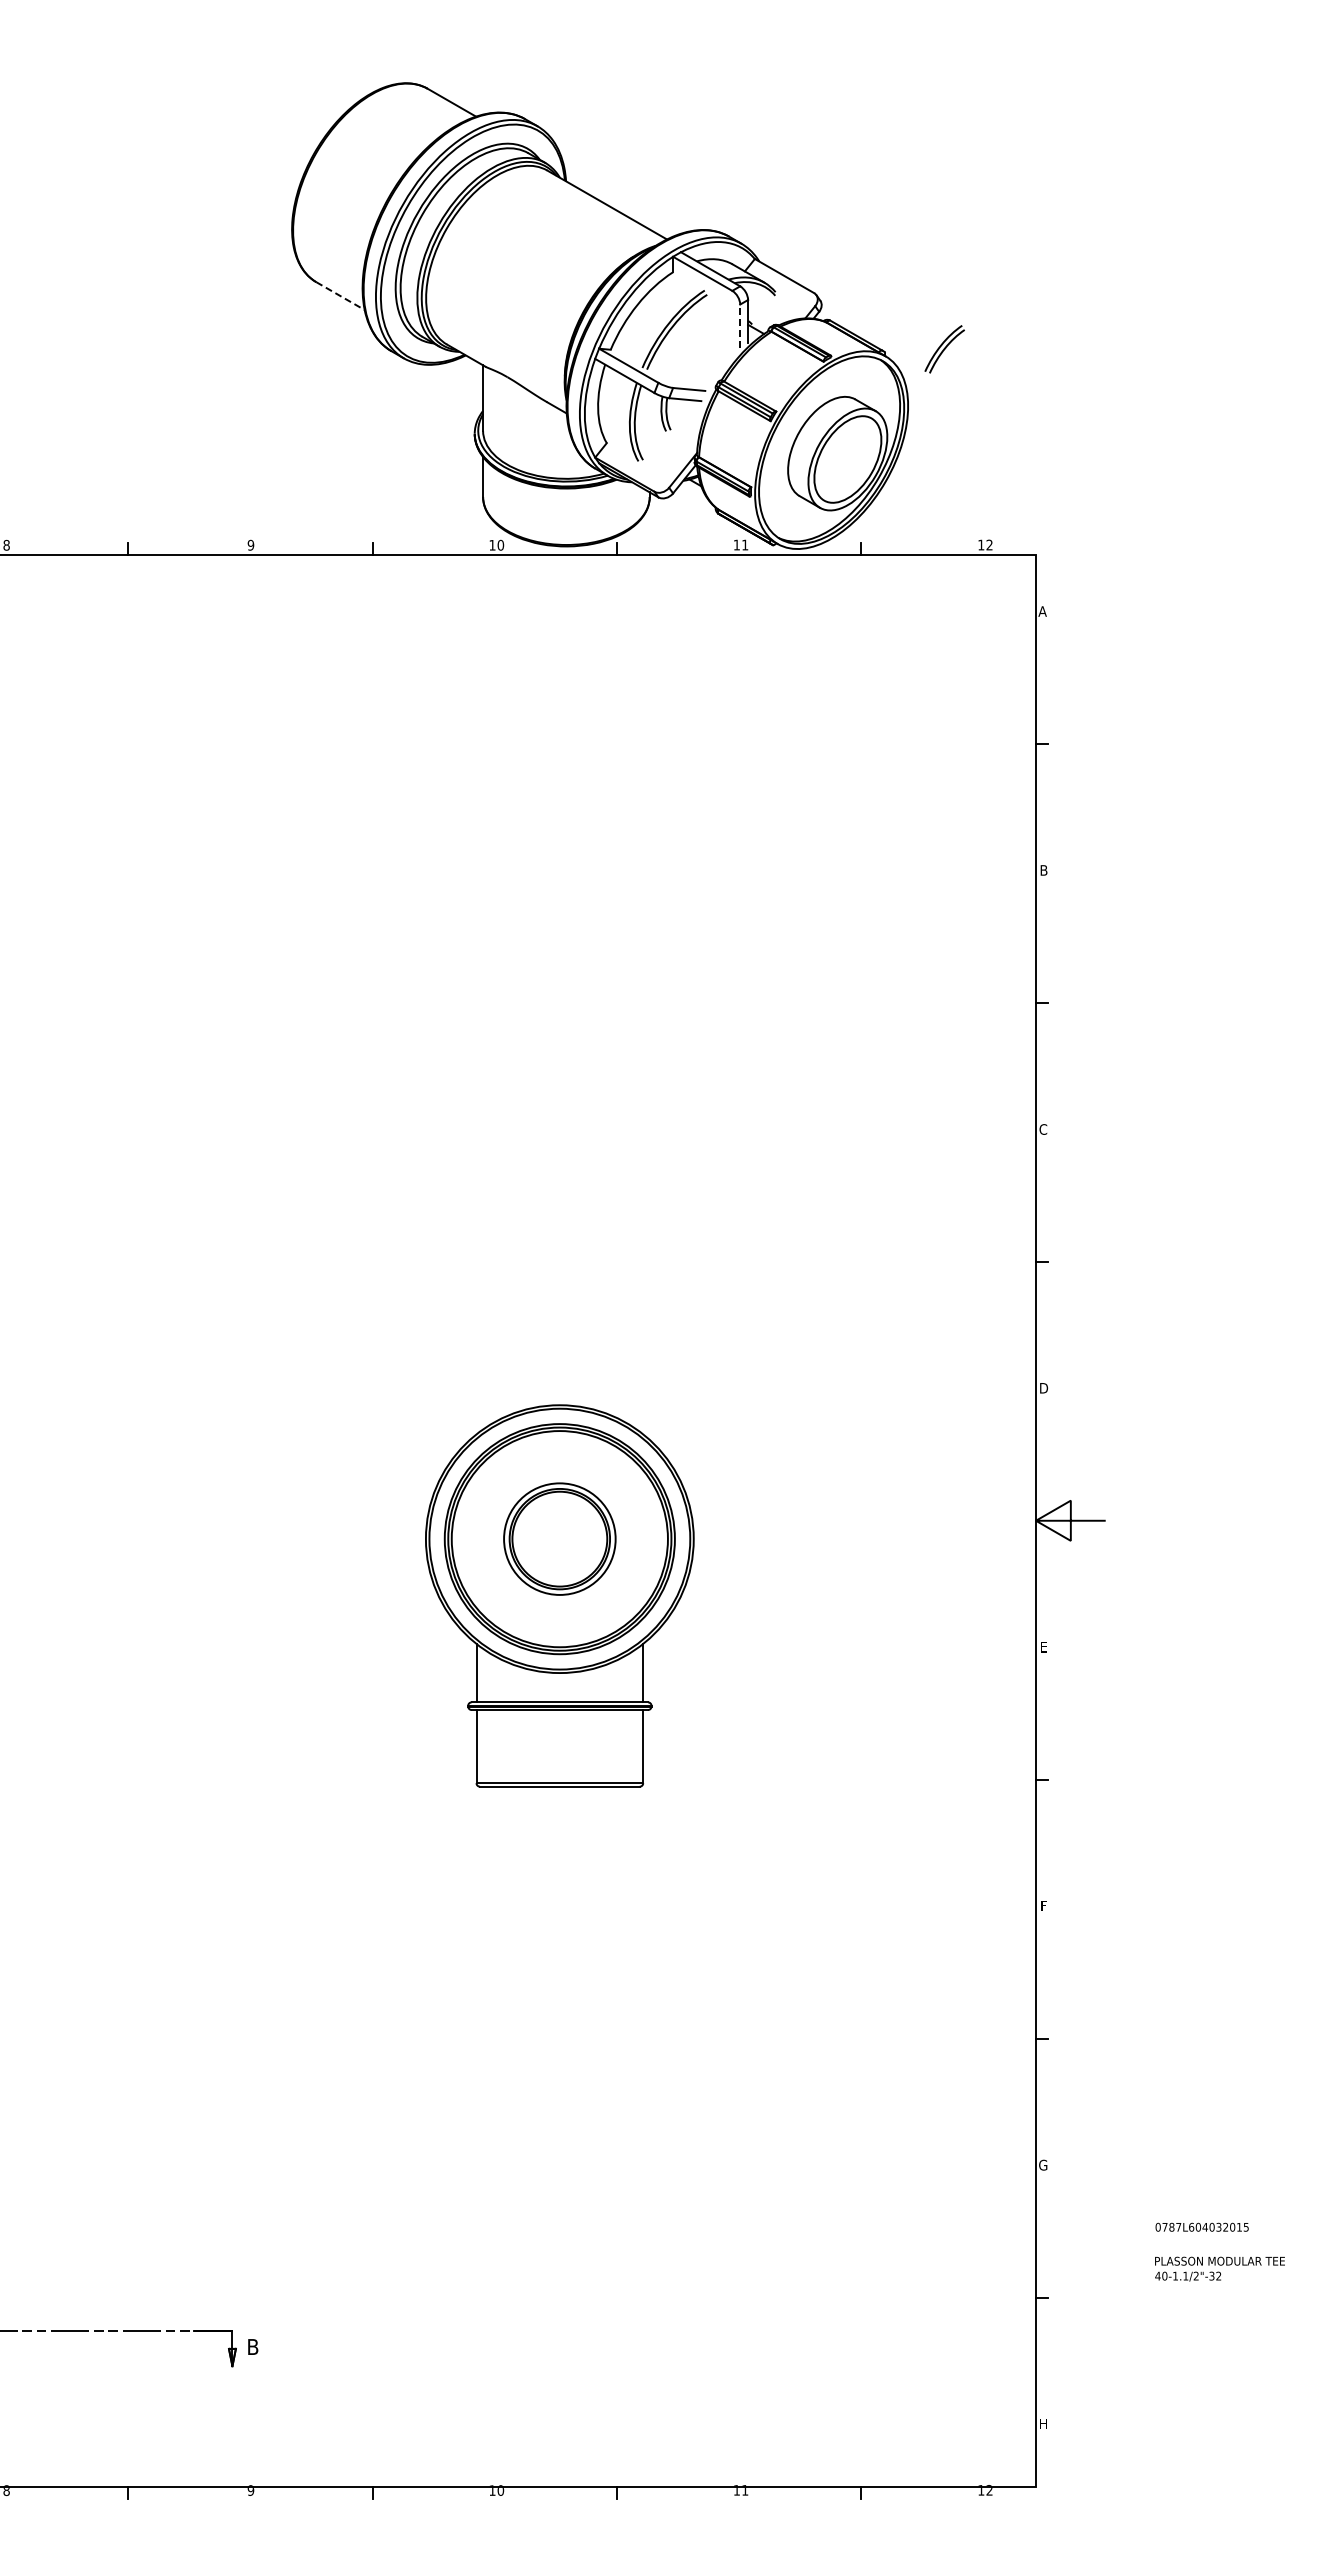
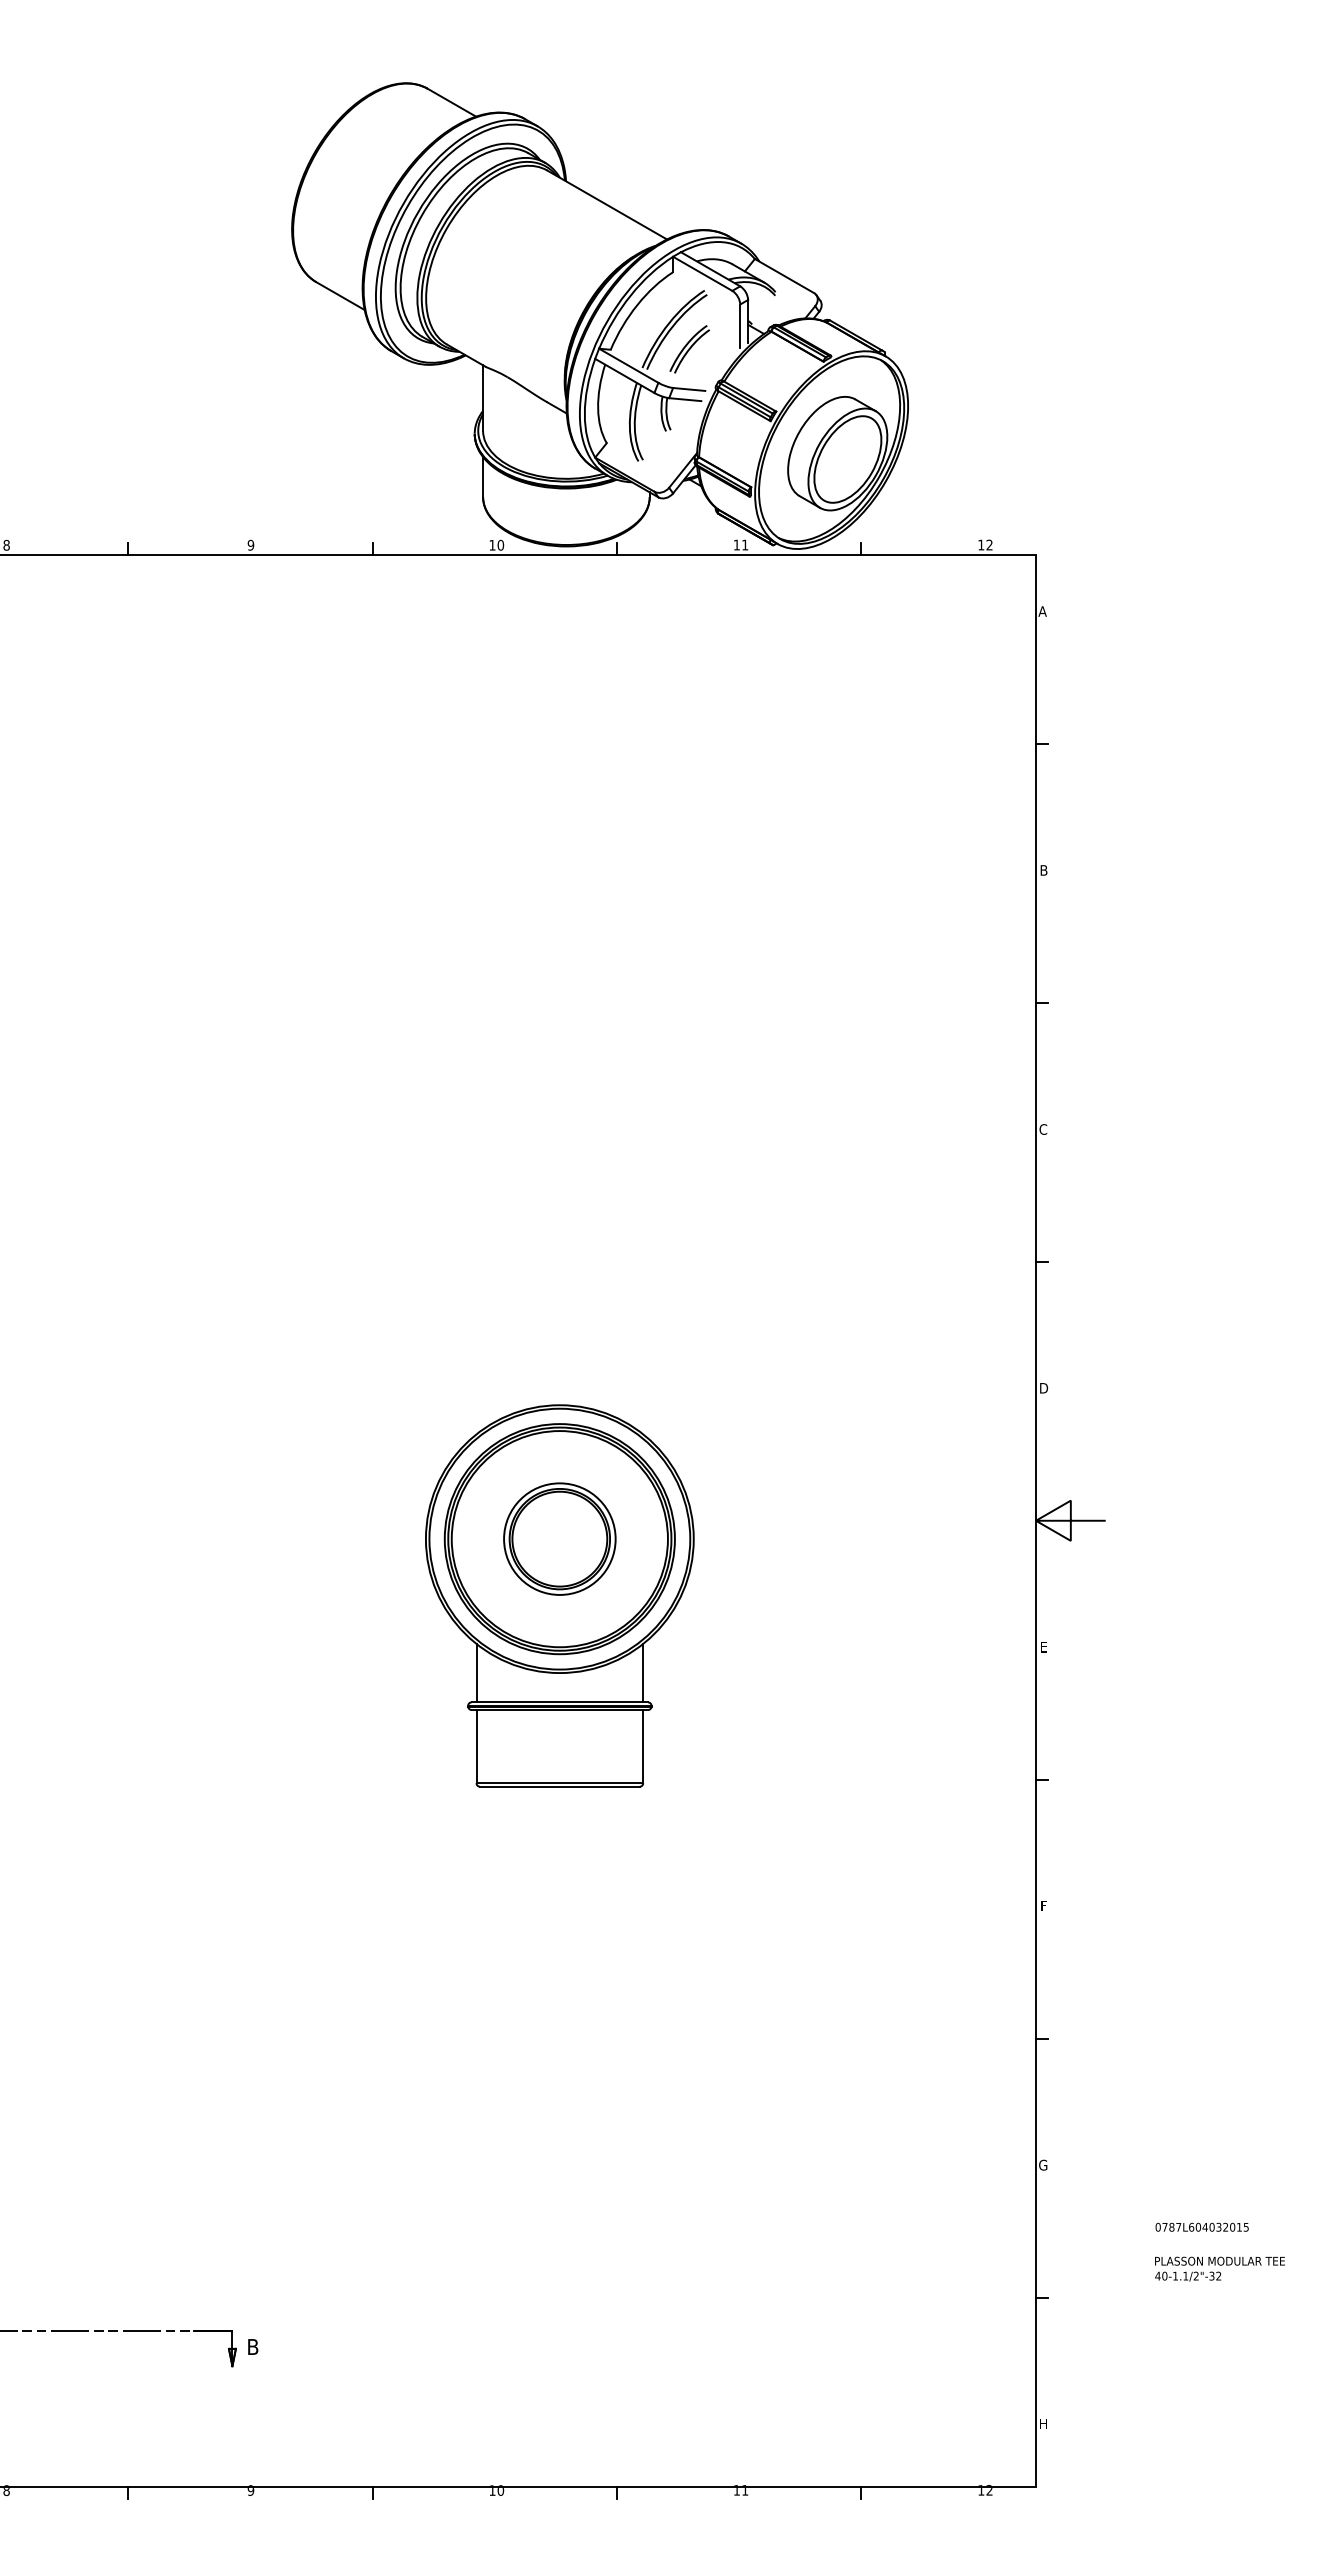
line: dashed -> solid (340, 296)
line: dashed -> solid (740, 325)
part position: (944, 349) -> (689, 349) (689, 349)
